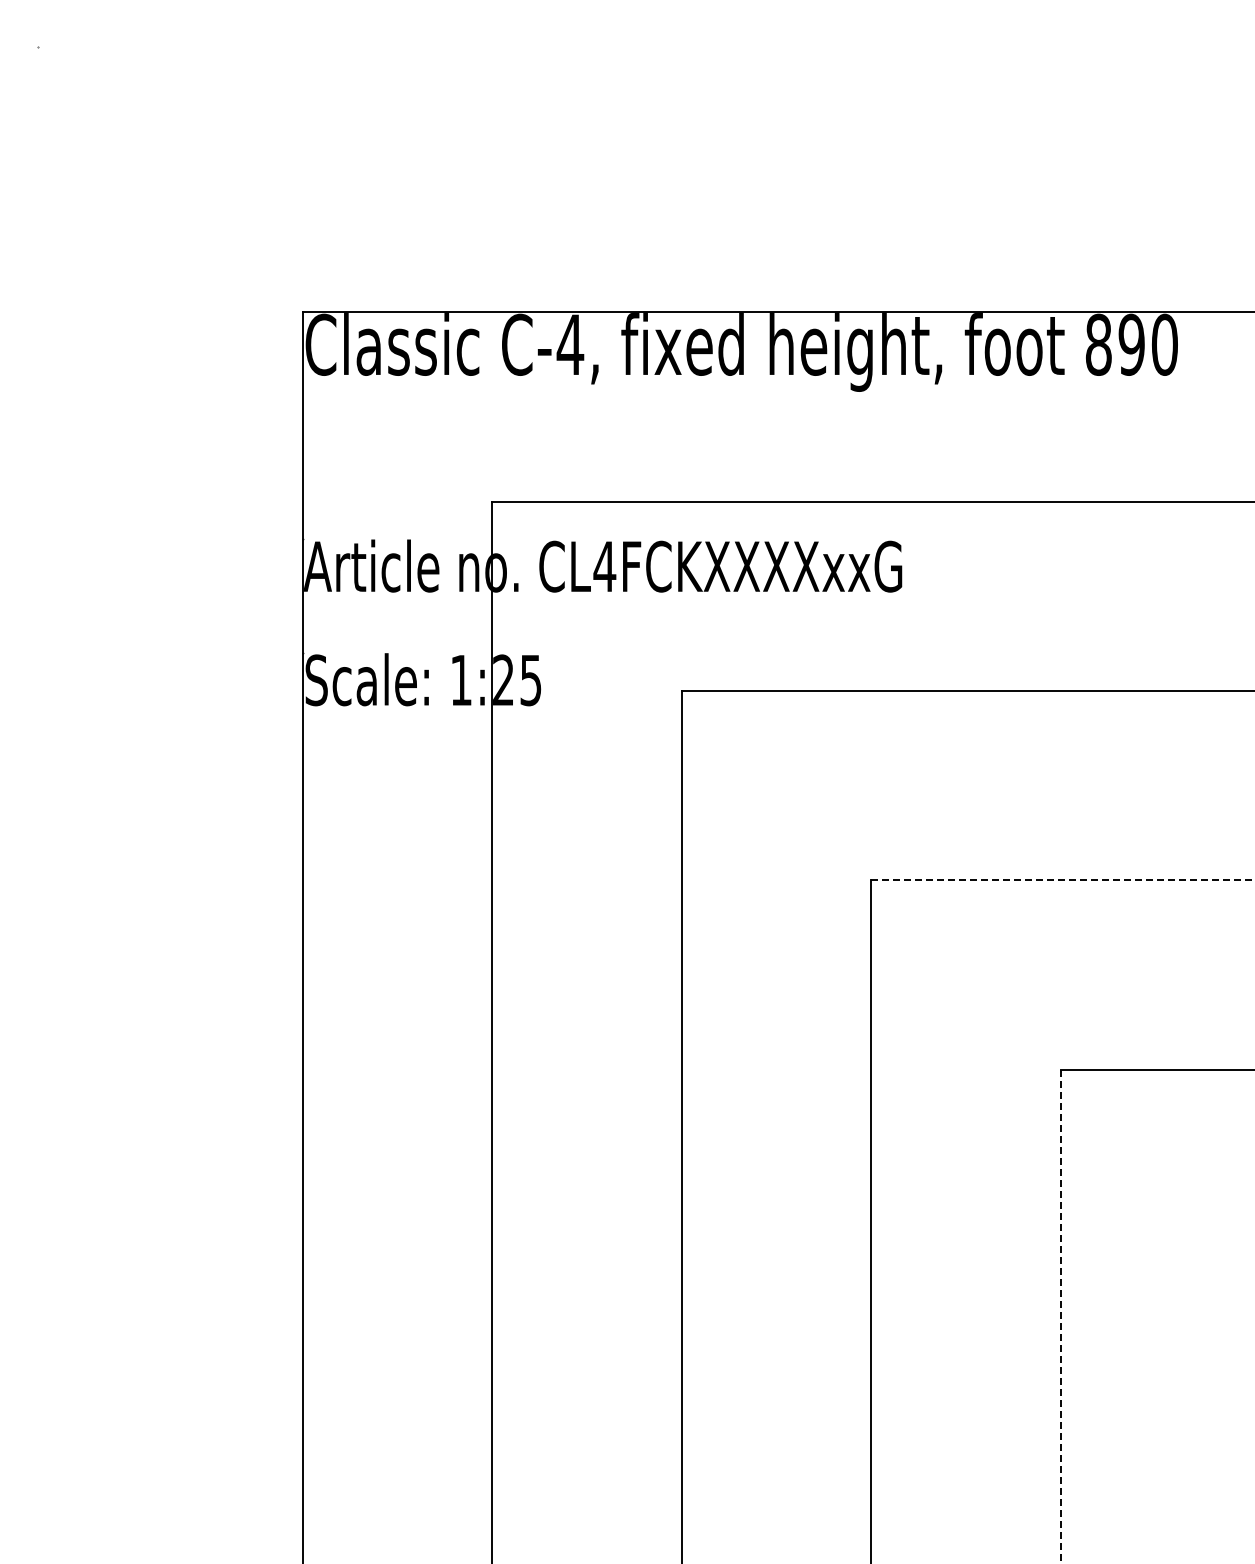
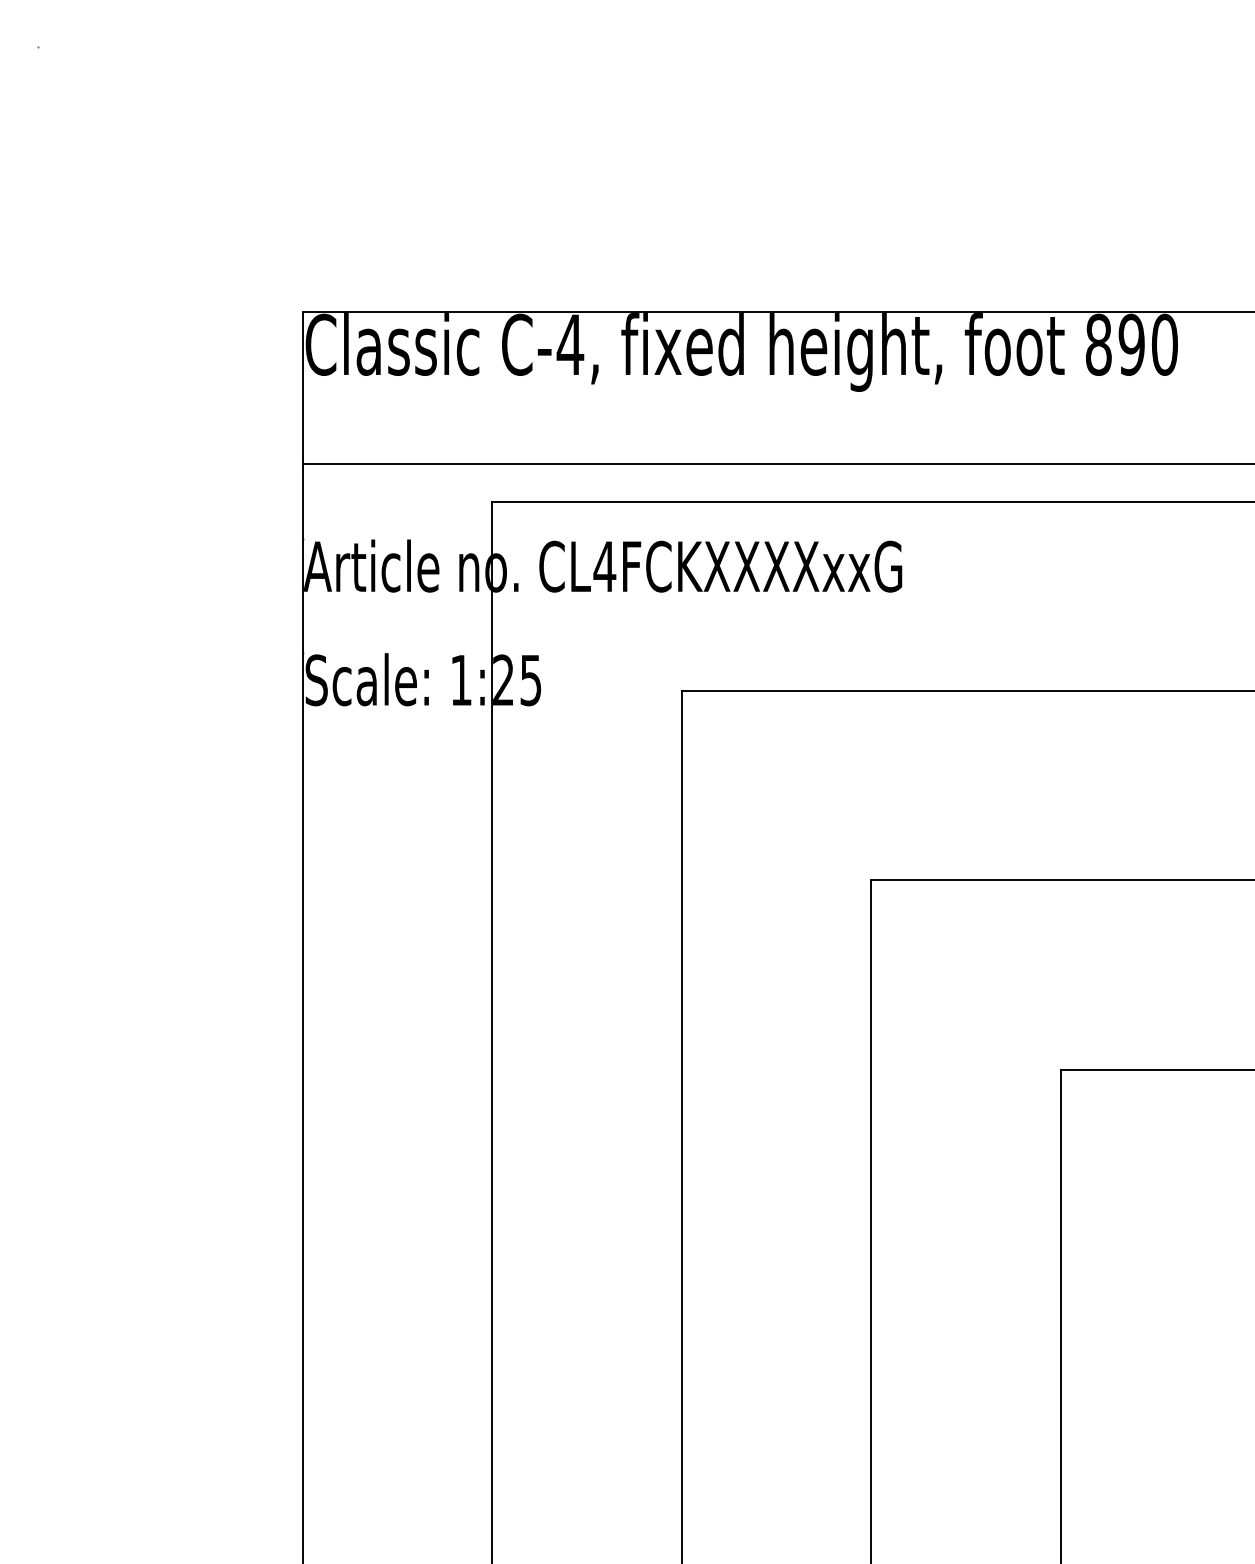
line: none -> present (776, 463)
line: dashed -> solid (1063, 880)
line: dashed -> solid (1060, 1316)
